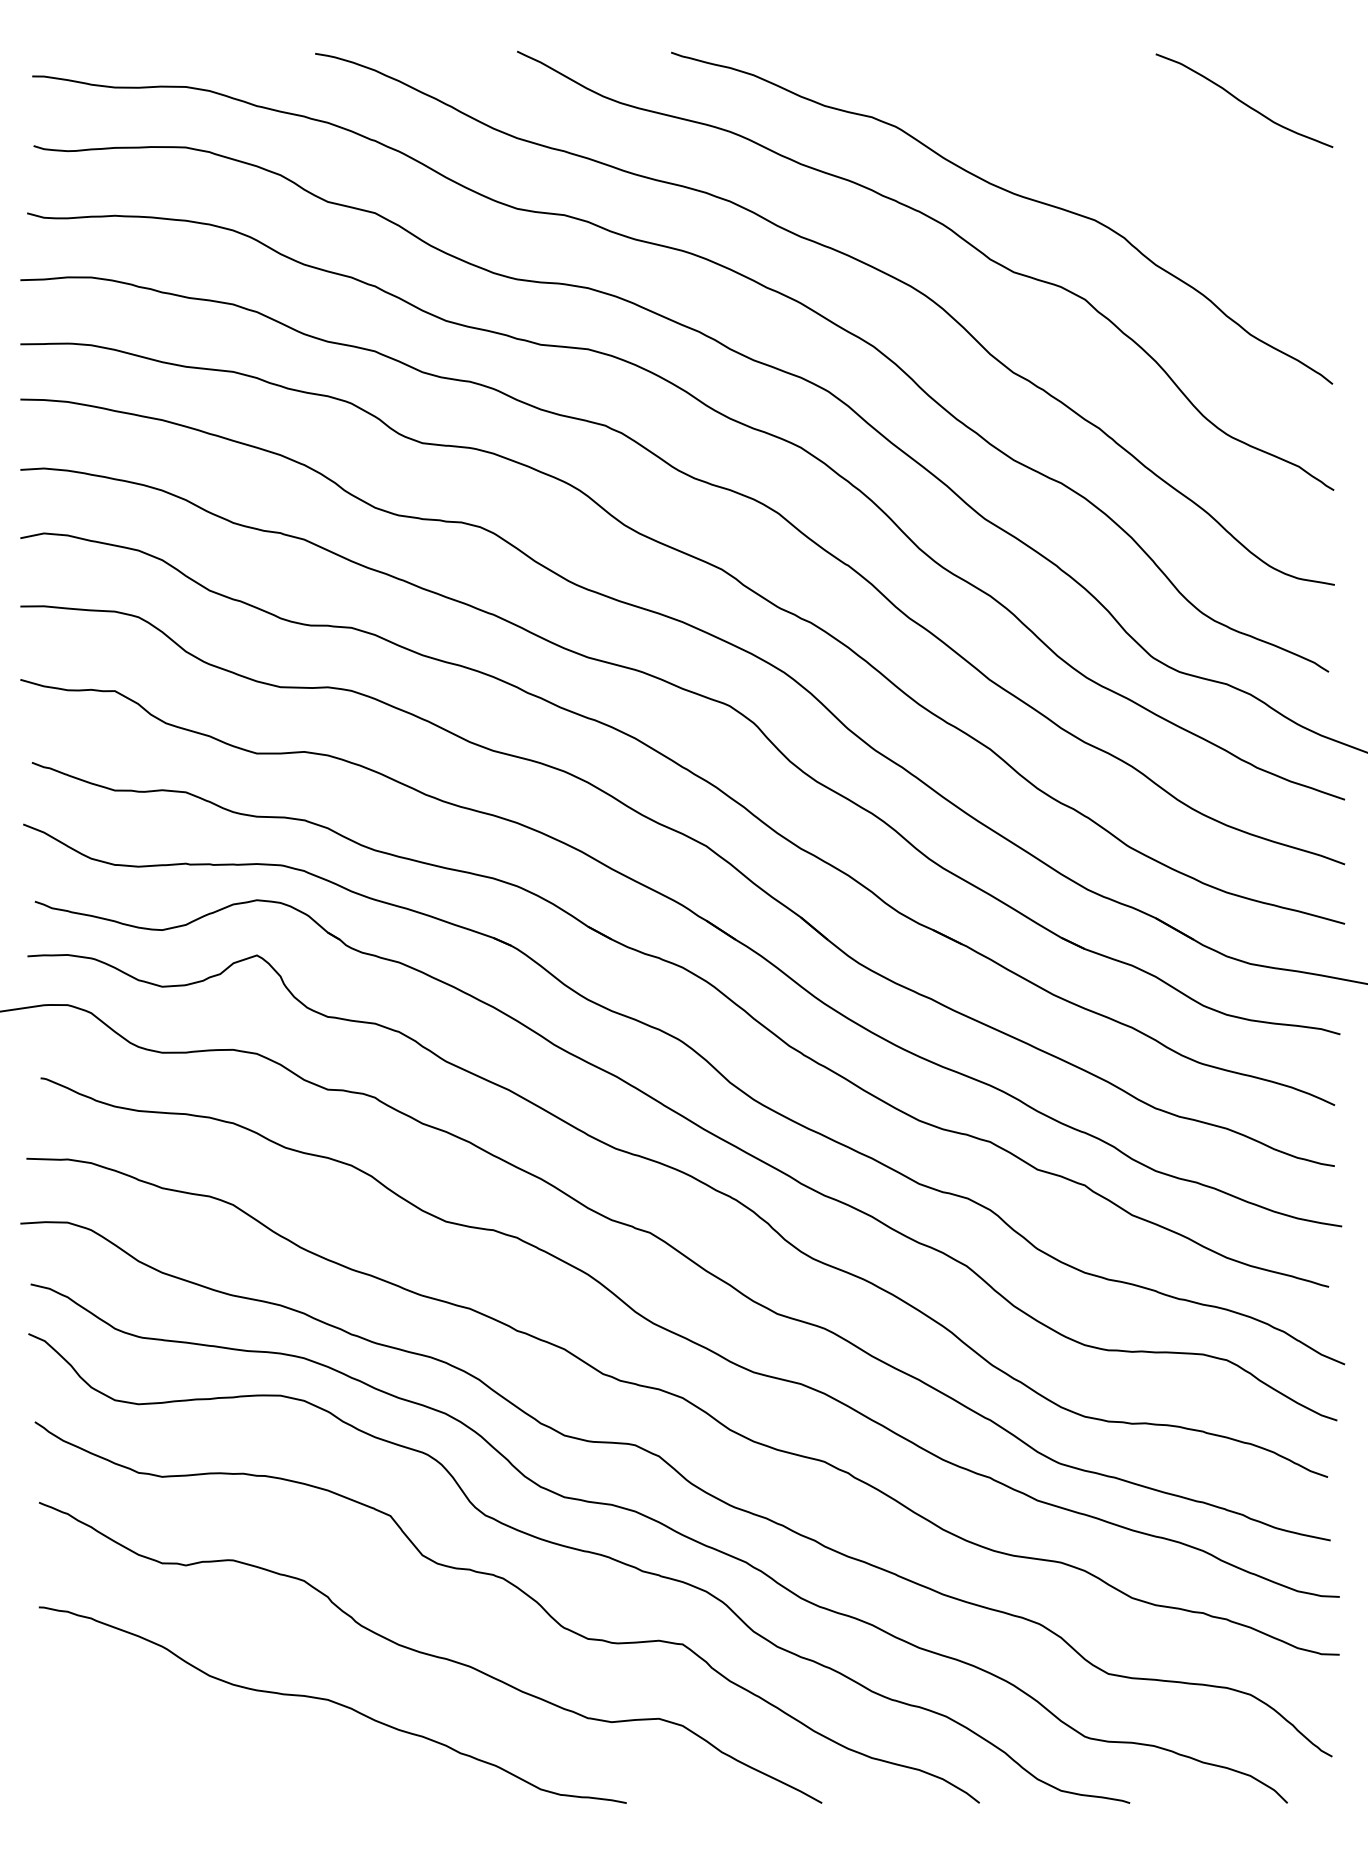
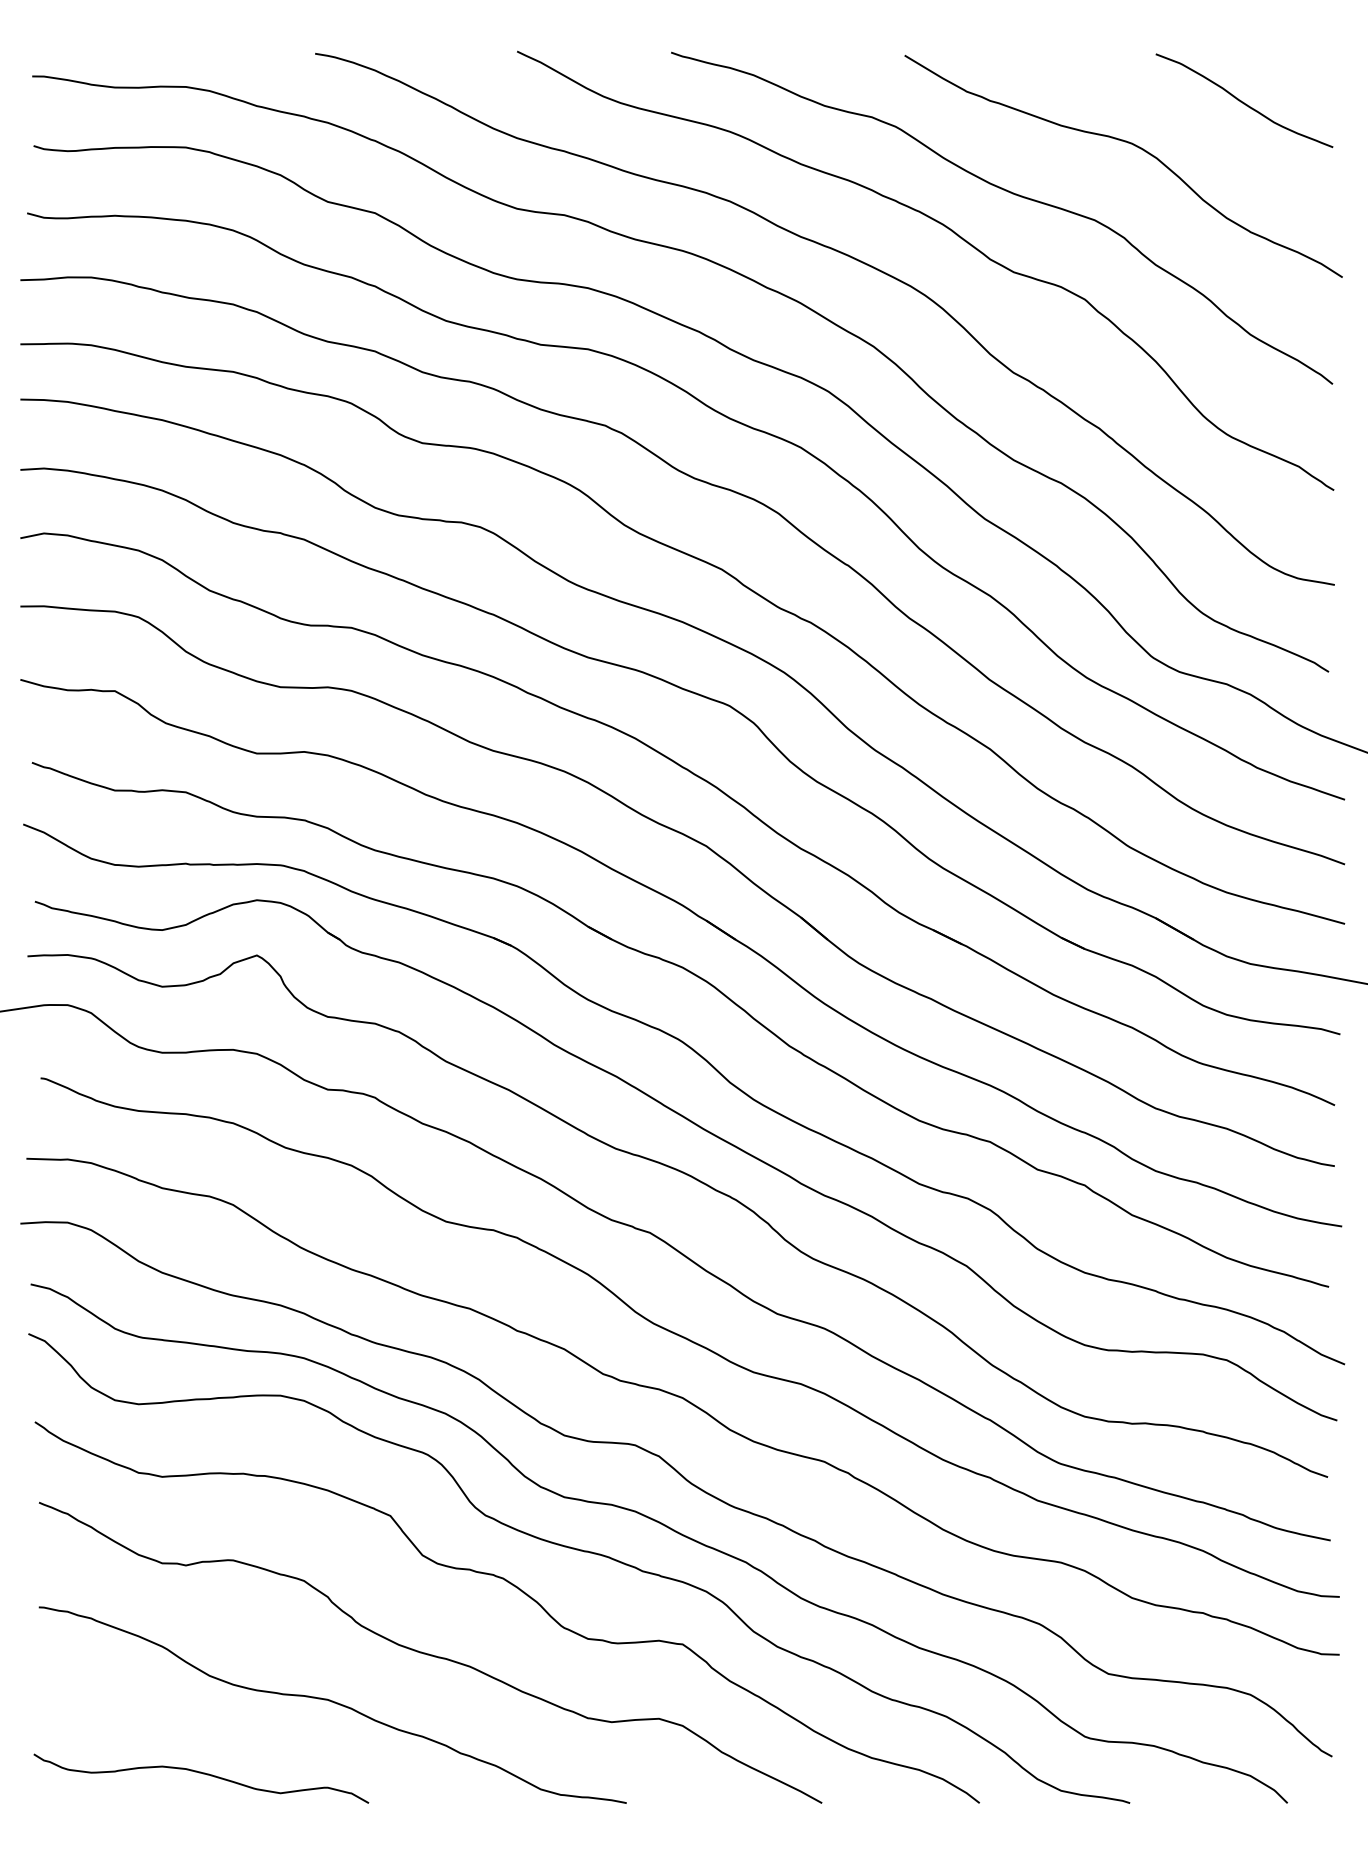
curve: none -> present (1130, 144)
curve: none -> present (203, 1774)
